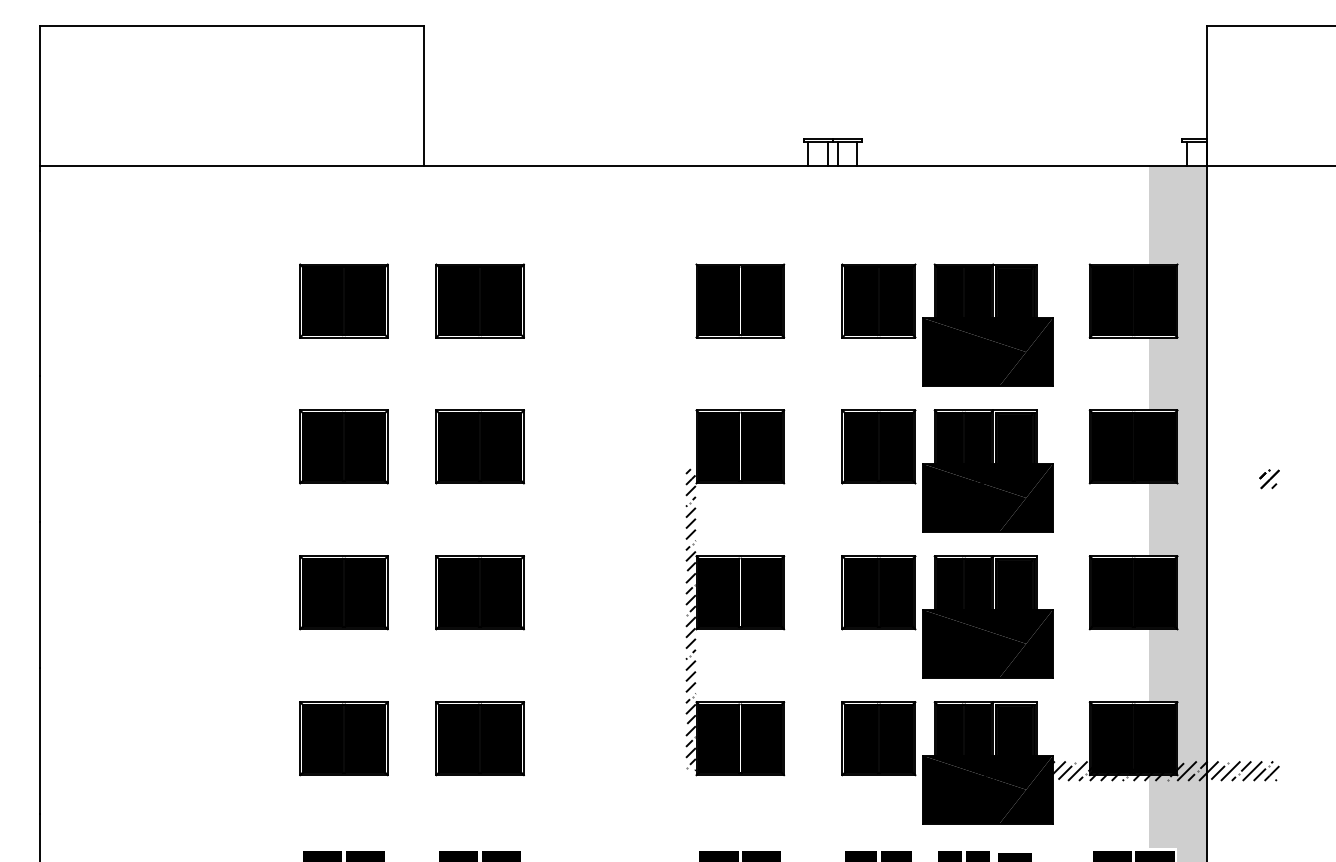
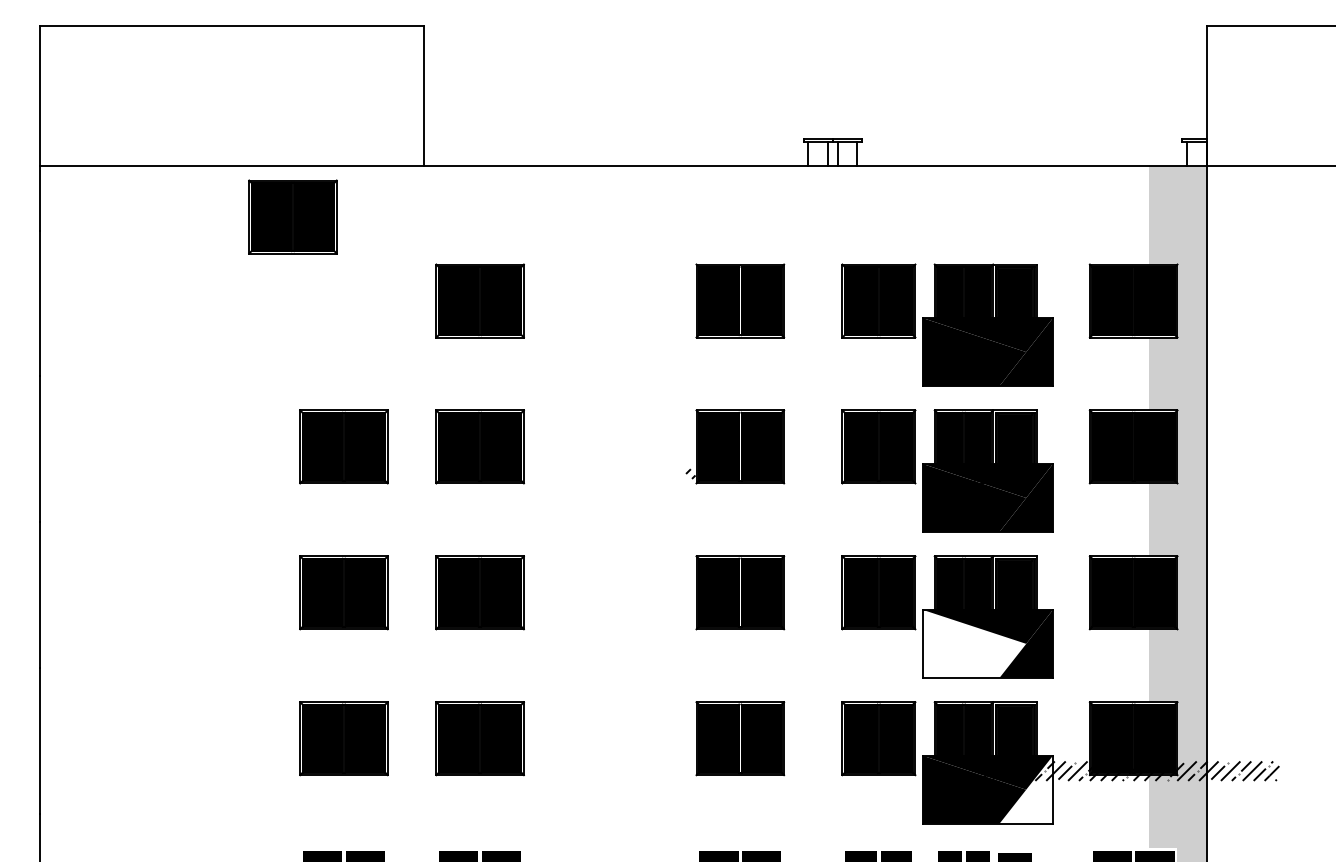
part position: (343, 300) -> (292, 216) (292, 216)
part: present -> none (1269, 479)
hatch: present -> none (690, 624)
fill: present -> none (974, 643)
fill: present -> none (1025, 789)
